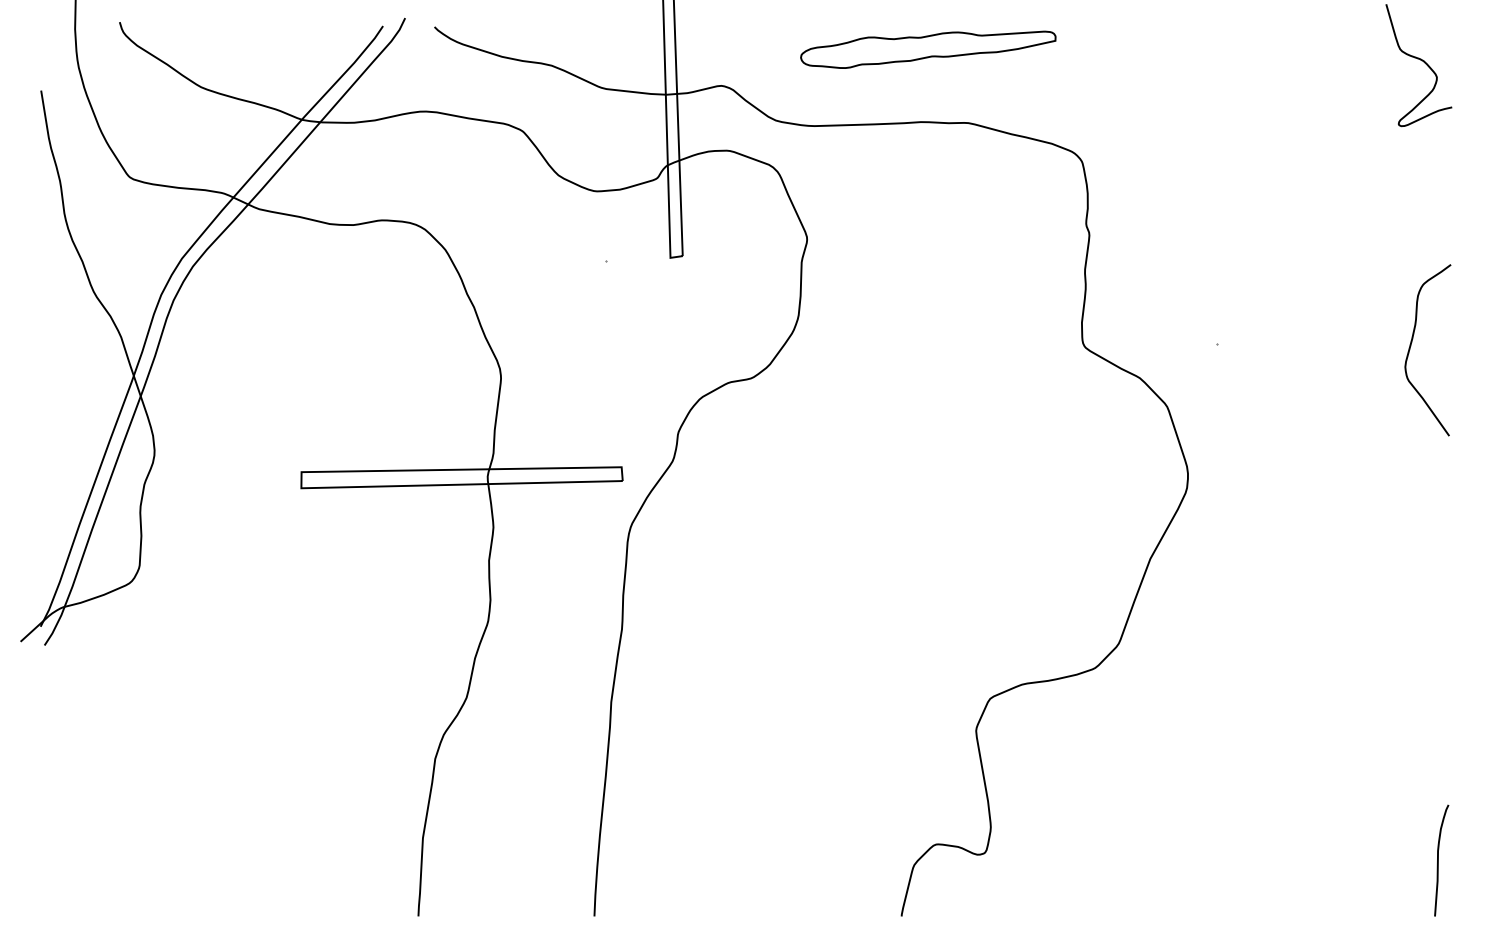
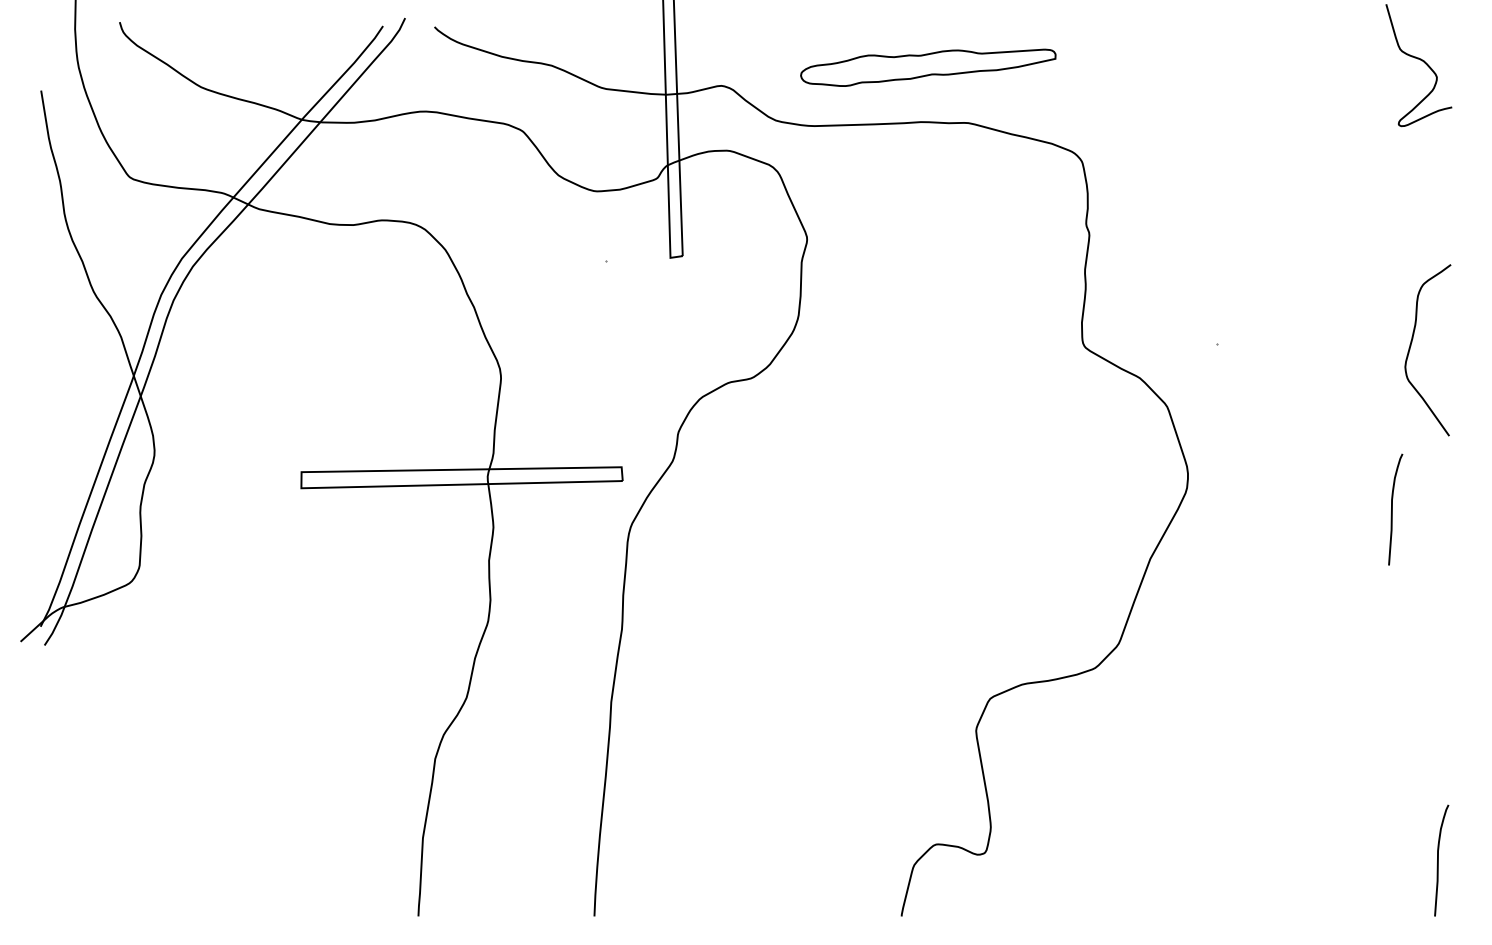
part position: (928, 49) -> (928, 67) (928, 67)
curve: none -> present (1392, 509)
